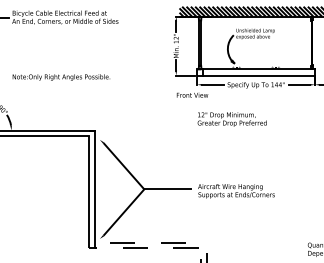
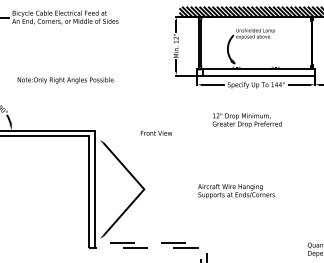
text position: (61, 77) -> (66, 80) (66, 80)
text position: (192, 94) -> (156, 132) (156, 132)
text position: (231, 119) -> (246, 120) (246, 120)
line: present -> none (167, 189)
